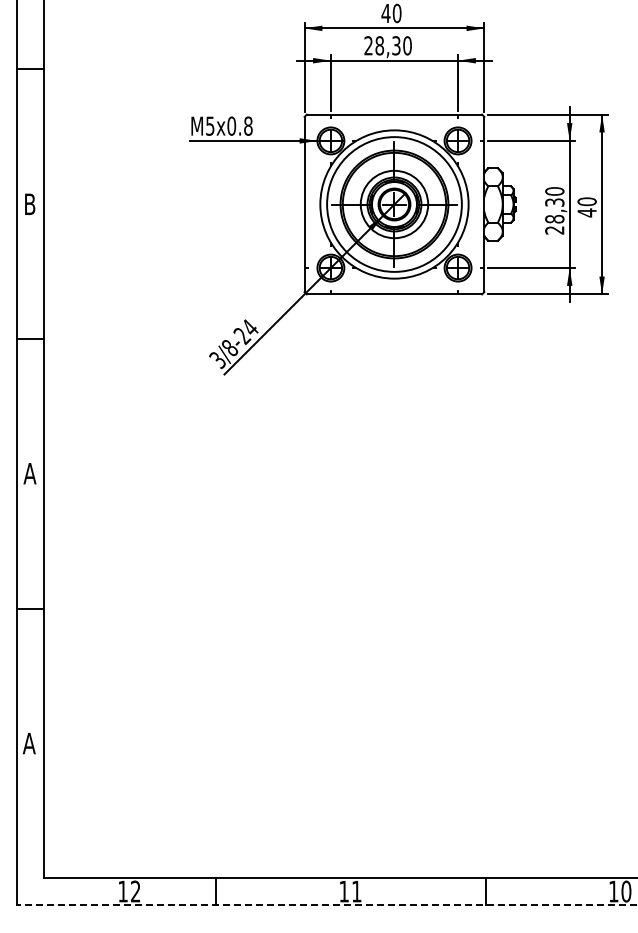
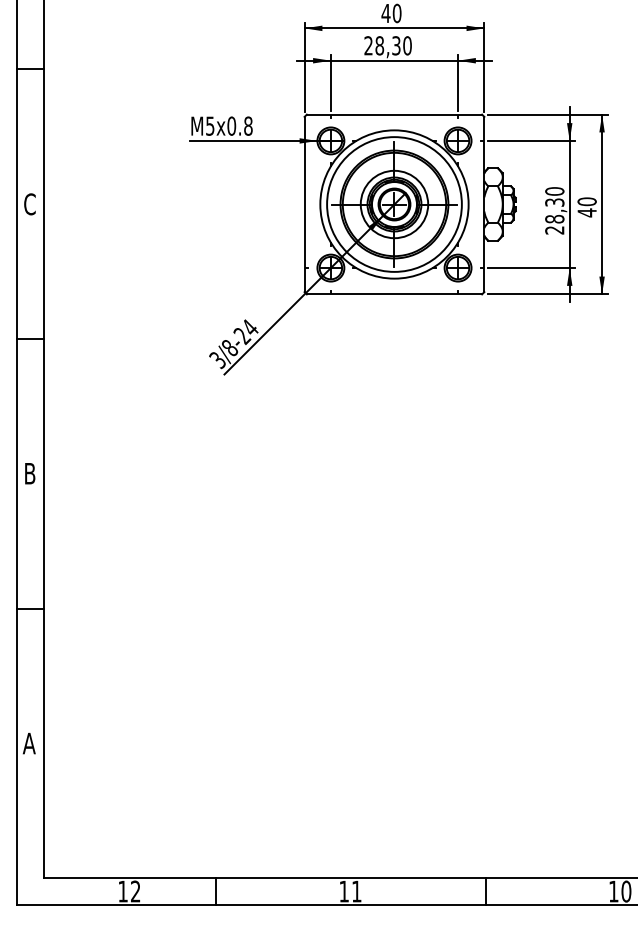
text: B -> C (29, 204)
text: A -> B (29, 473)
line: dashed -> solid (326, 905)
